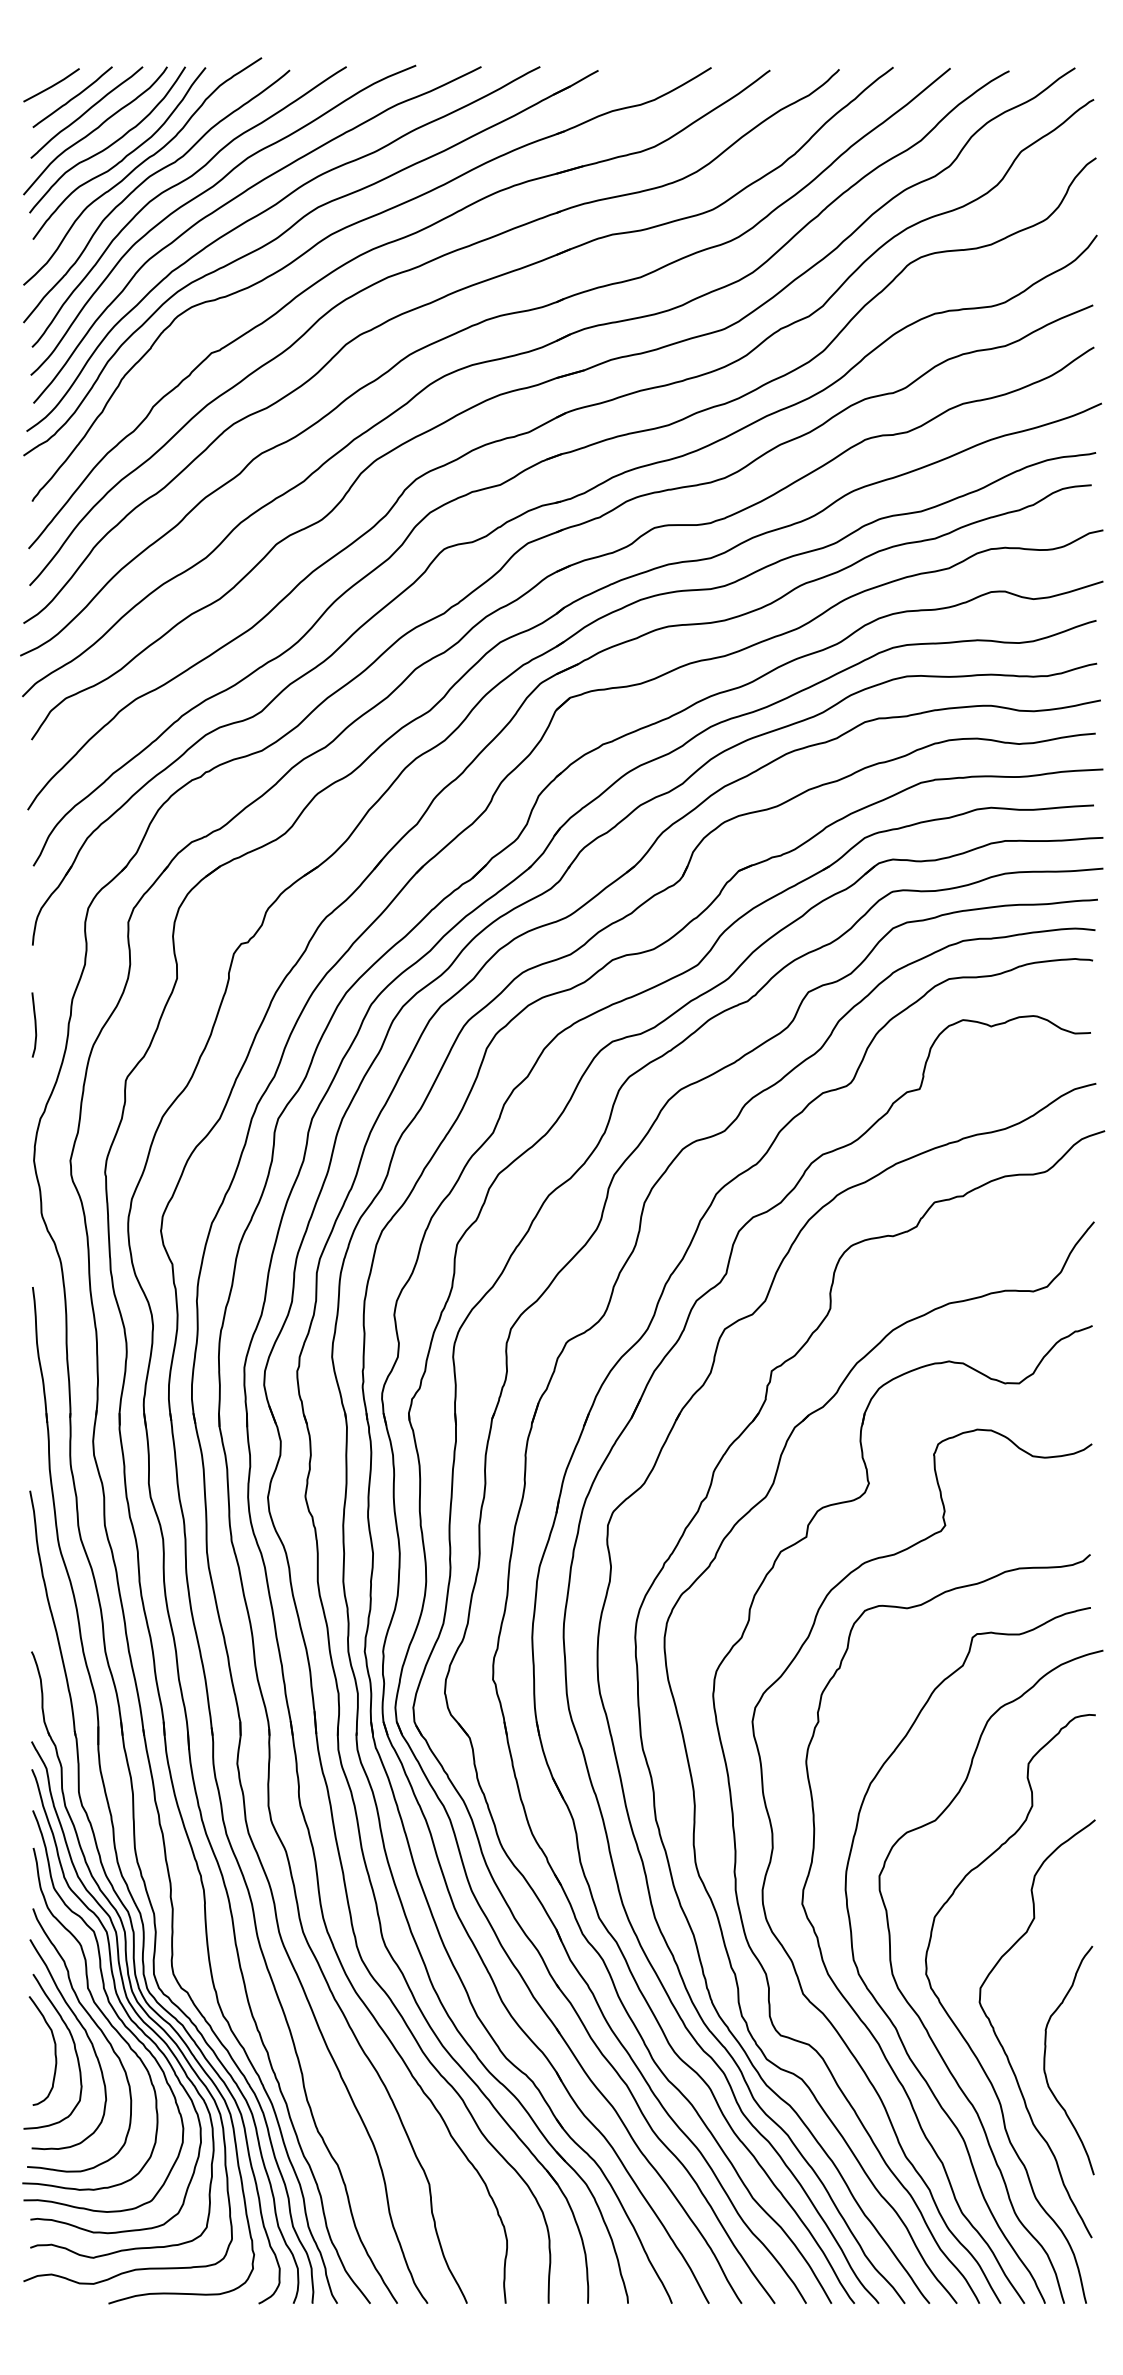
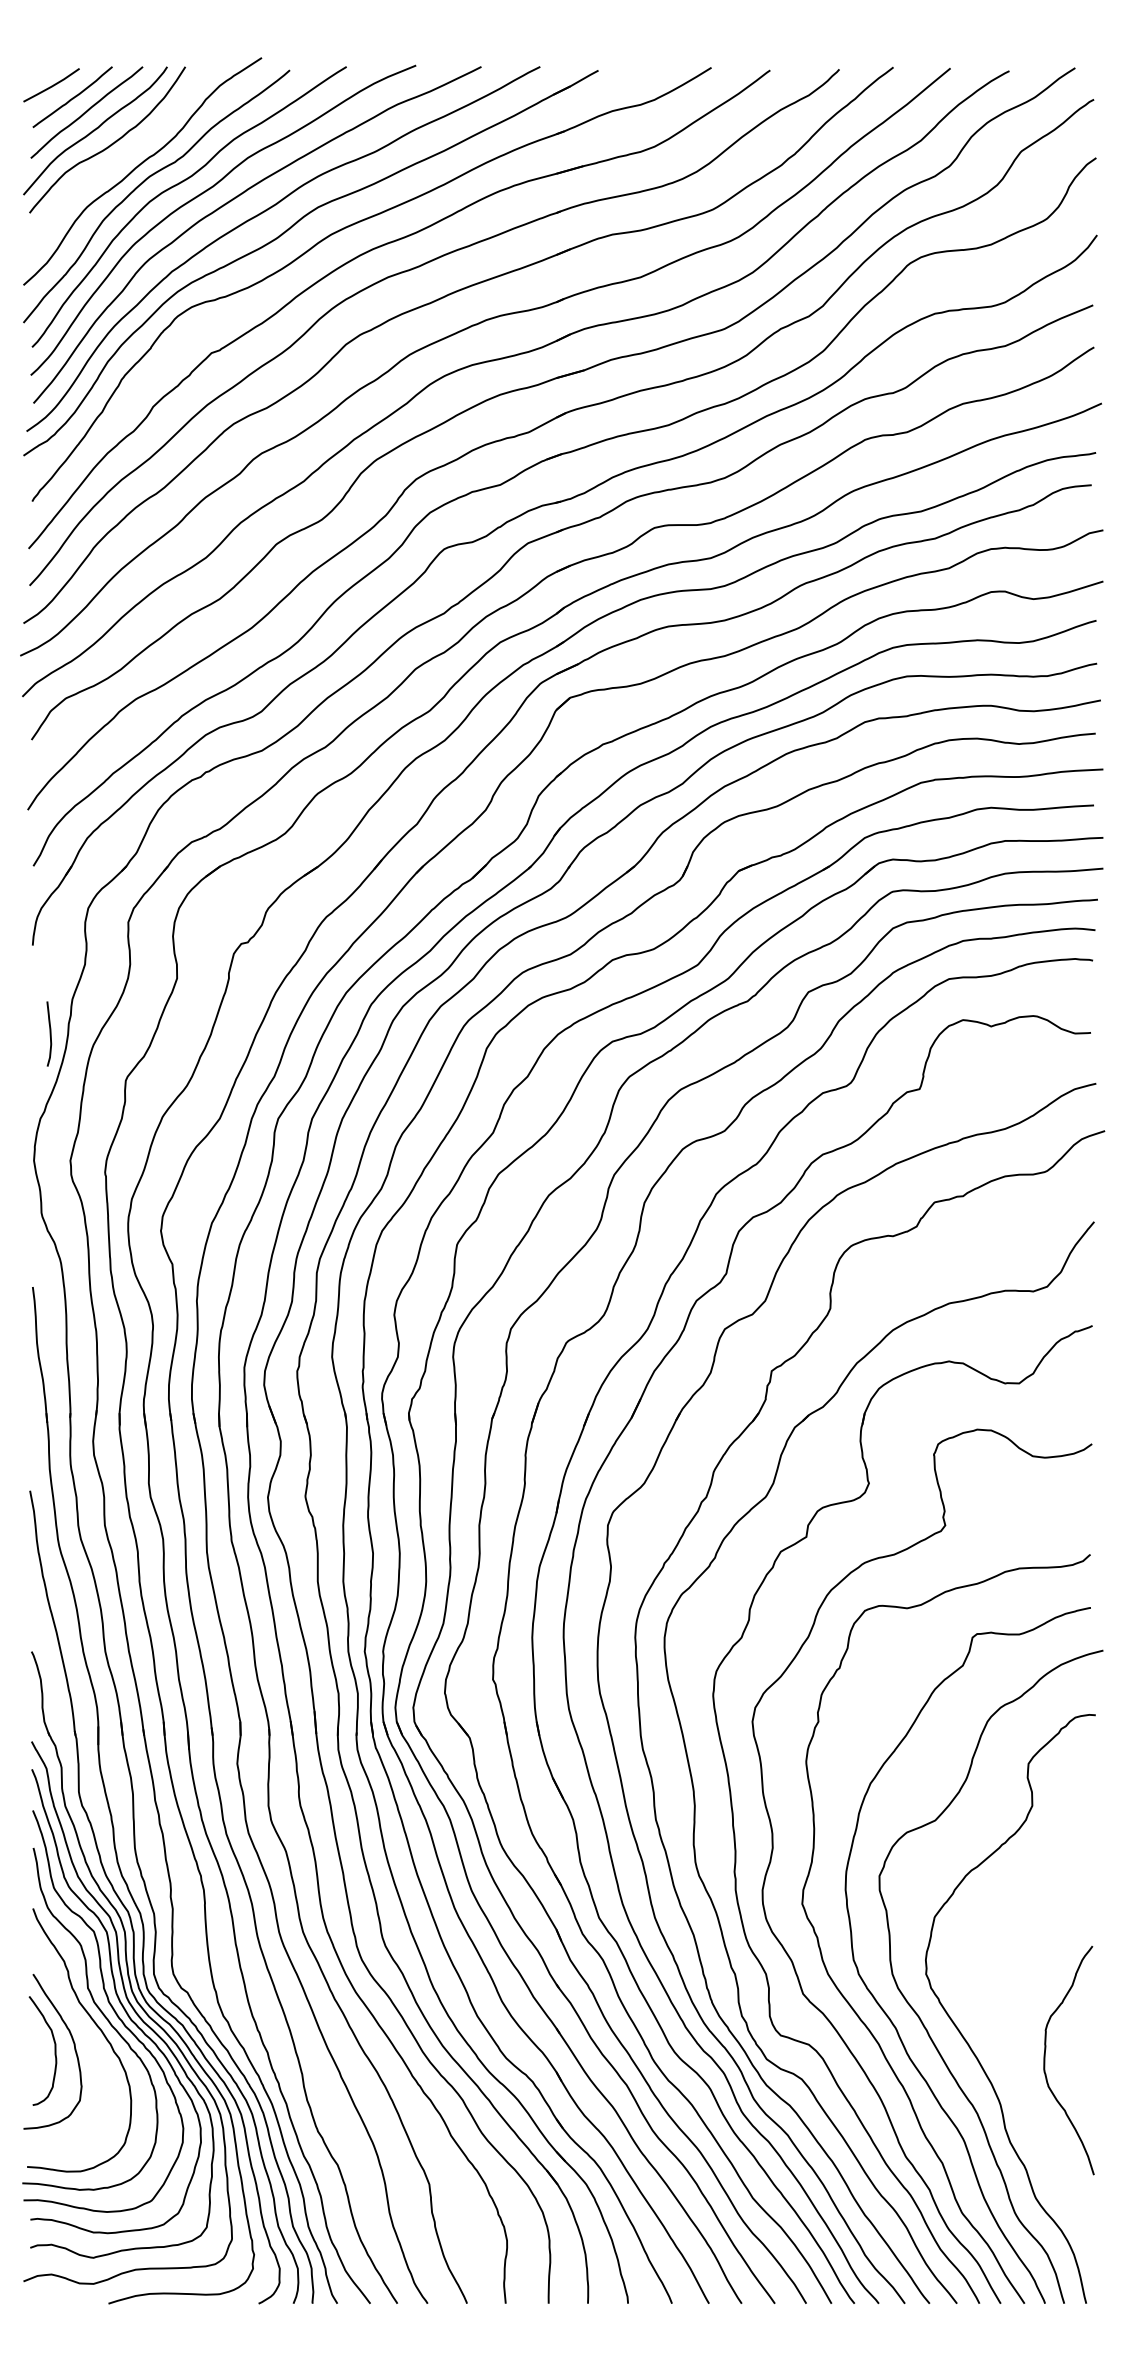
curve: present -> none (123, 157)
curve position: (34, 1024) -> (49, 1033) (49, 1033)
curve: present -> none (86, 2035)
curve: present -> none (1003, 2046)
